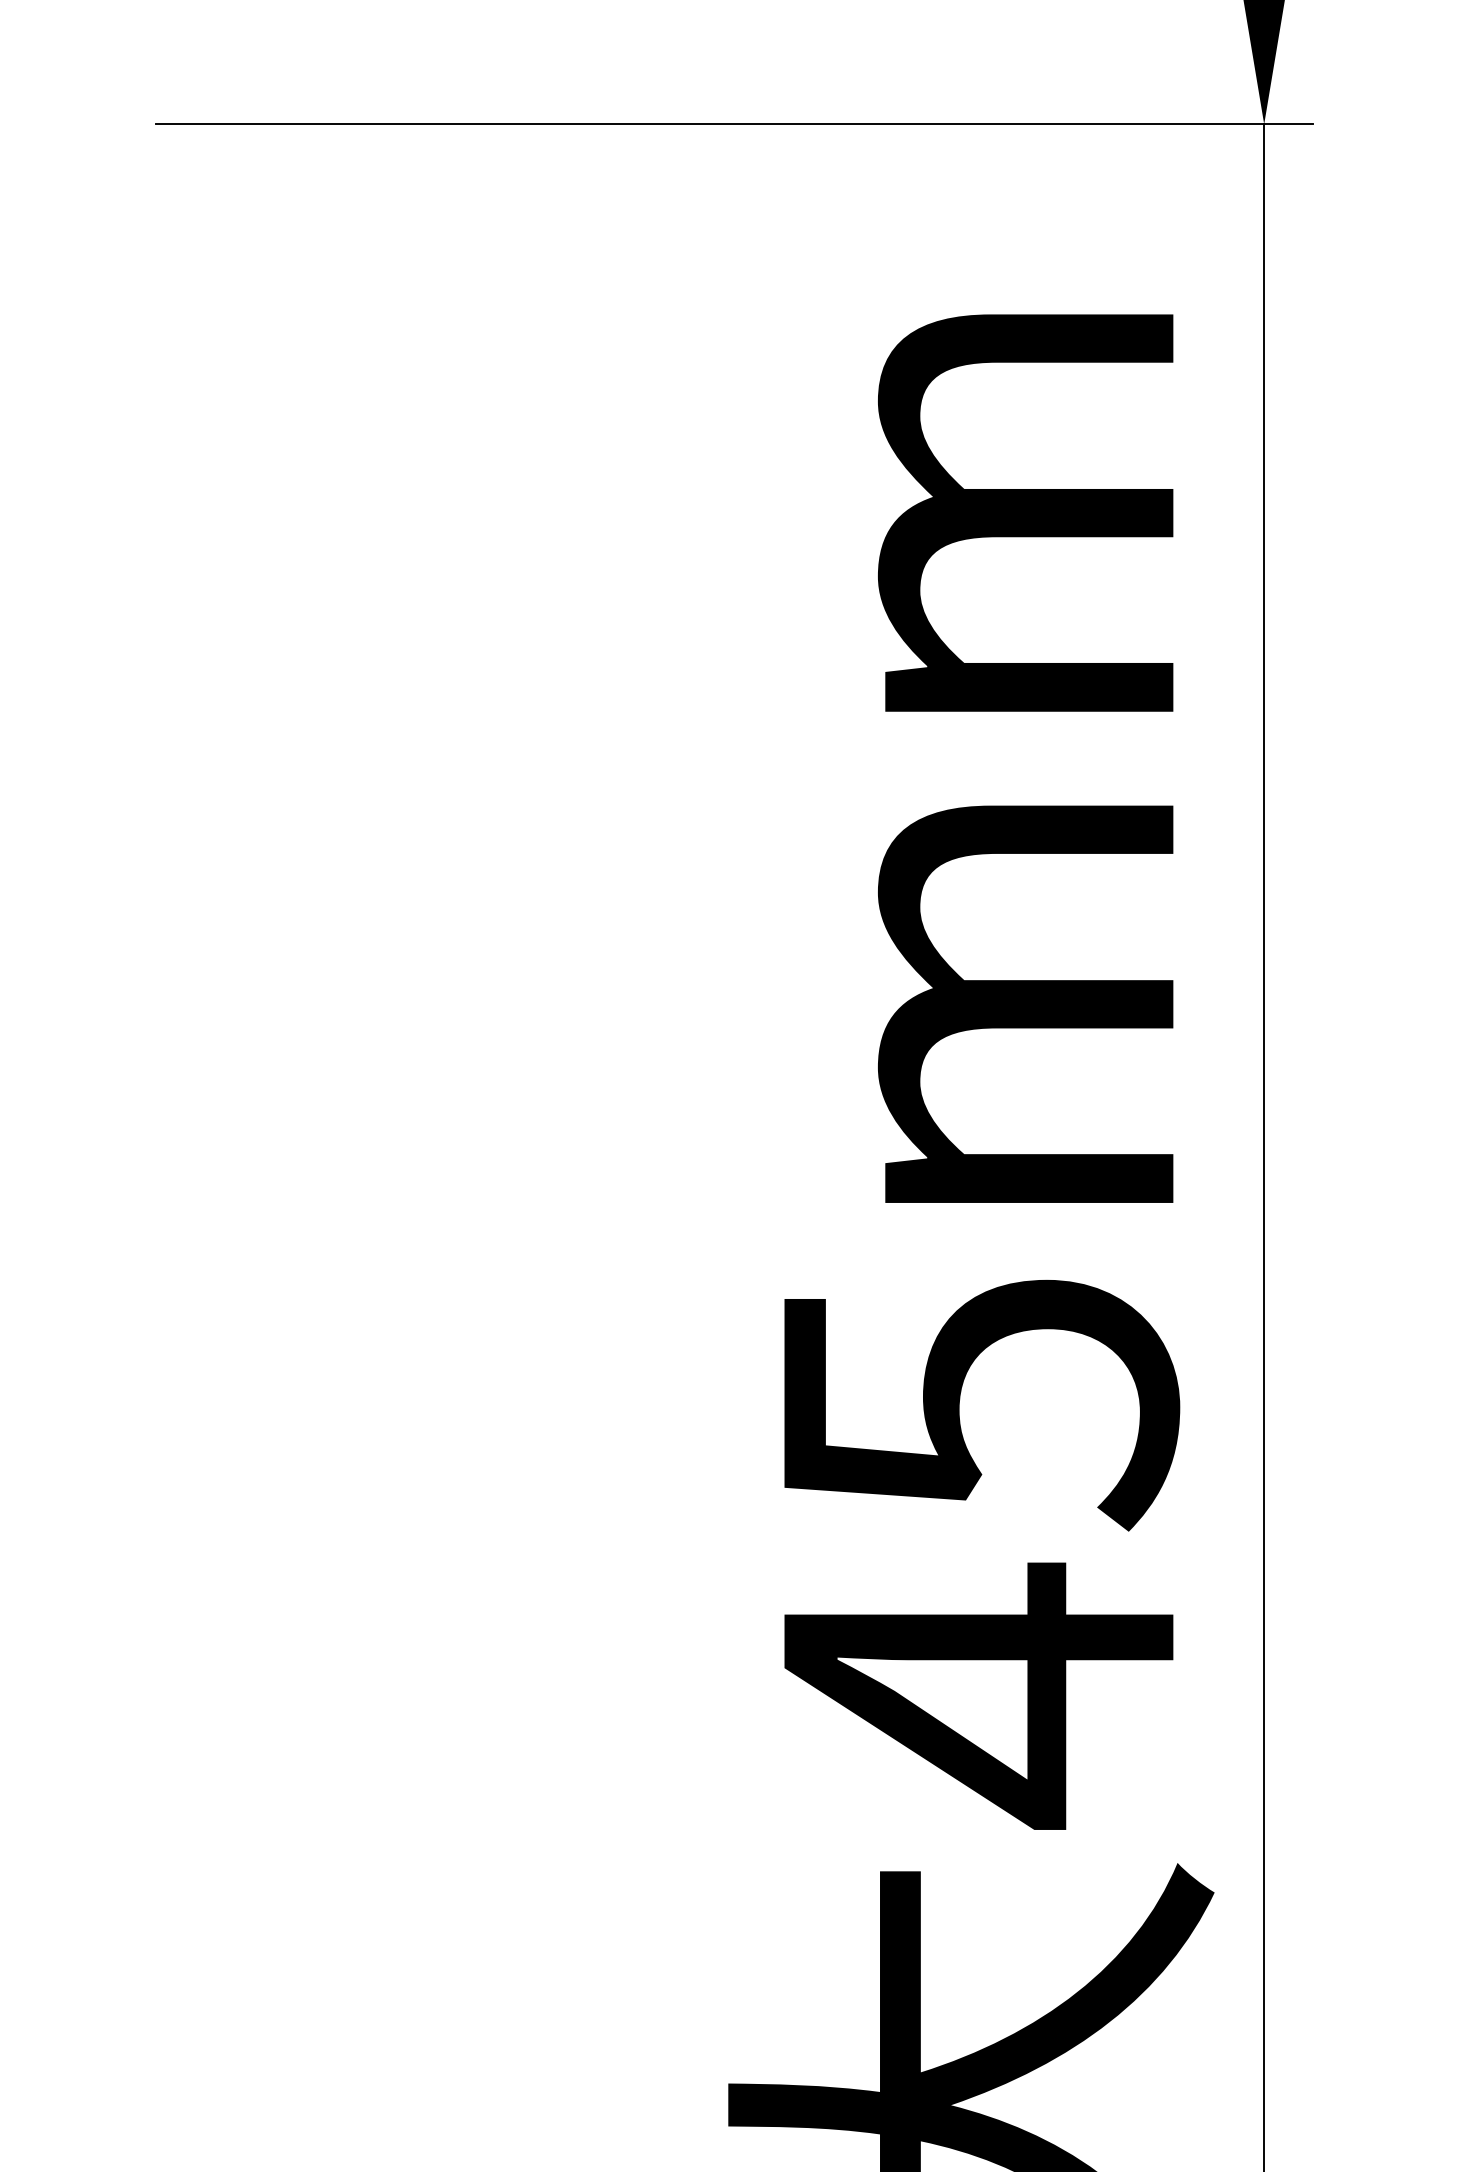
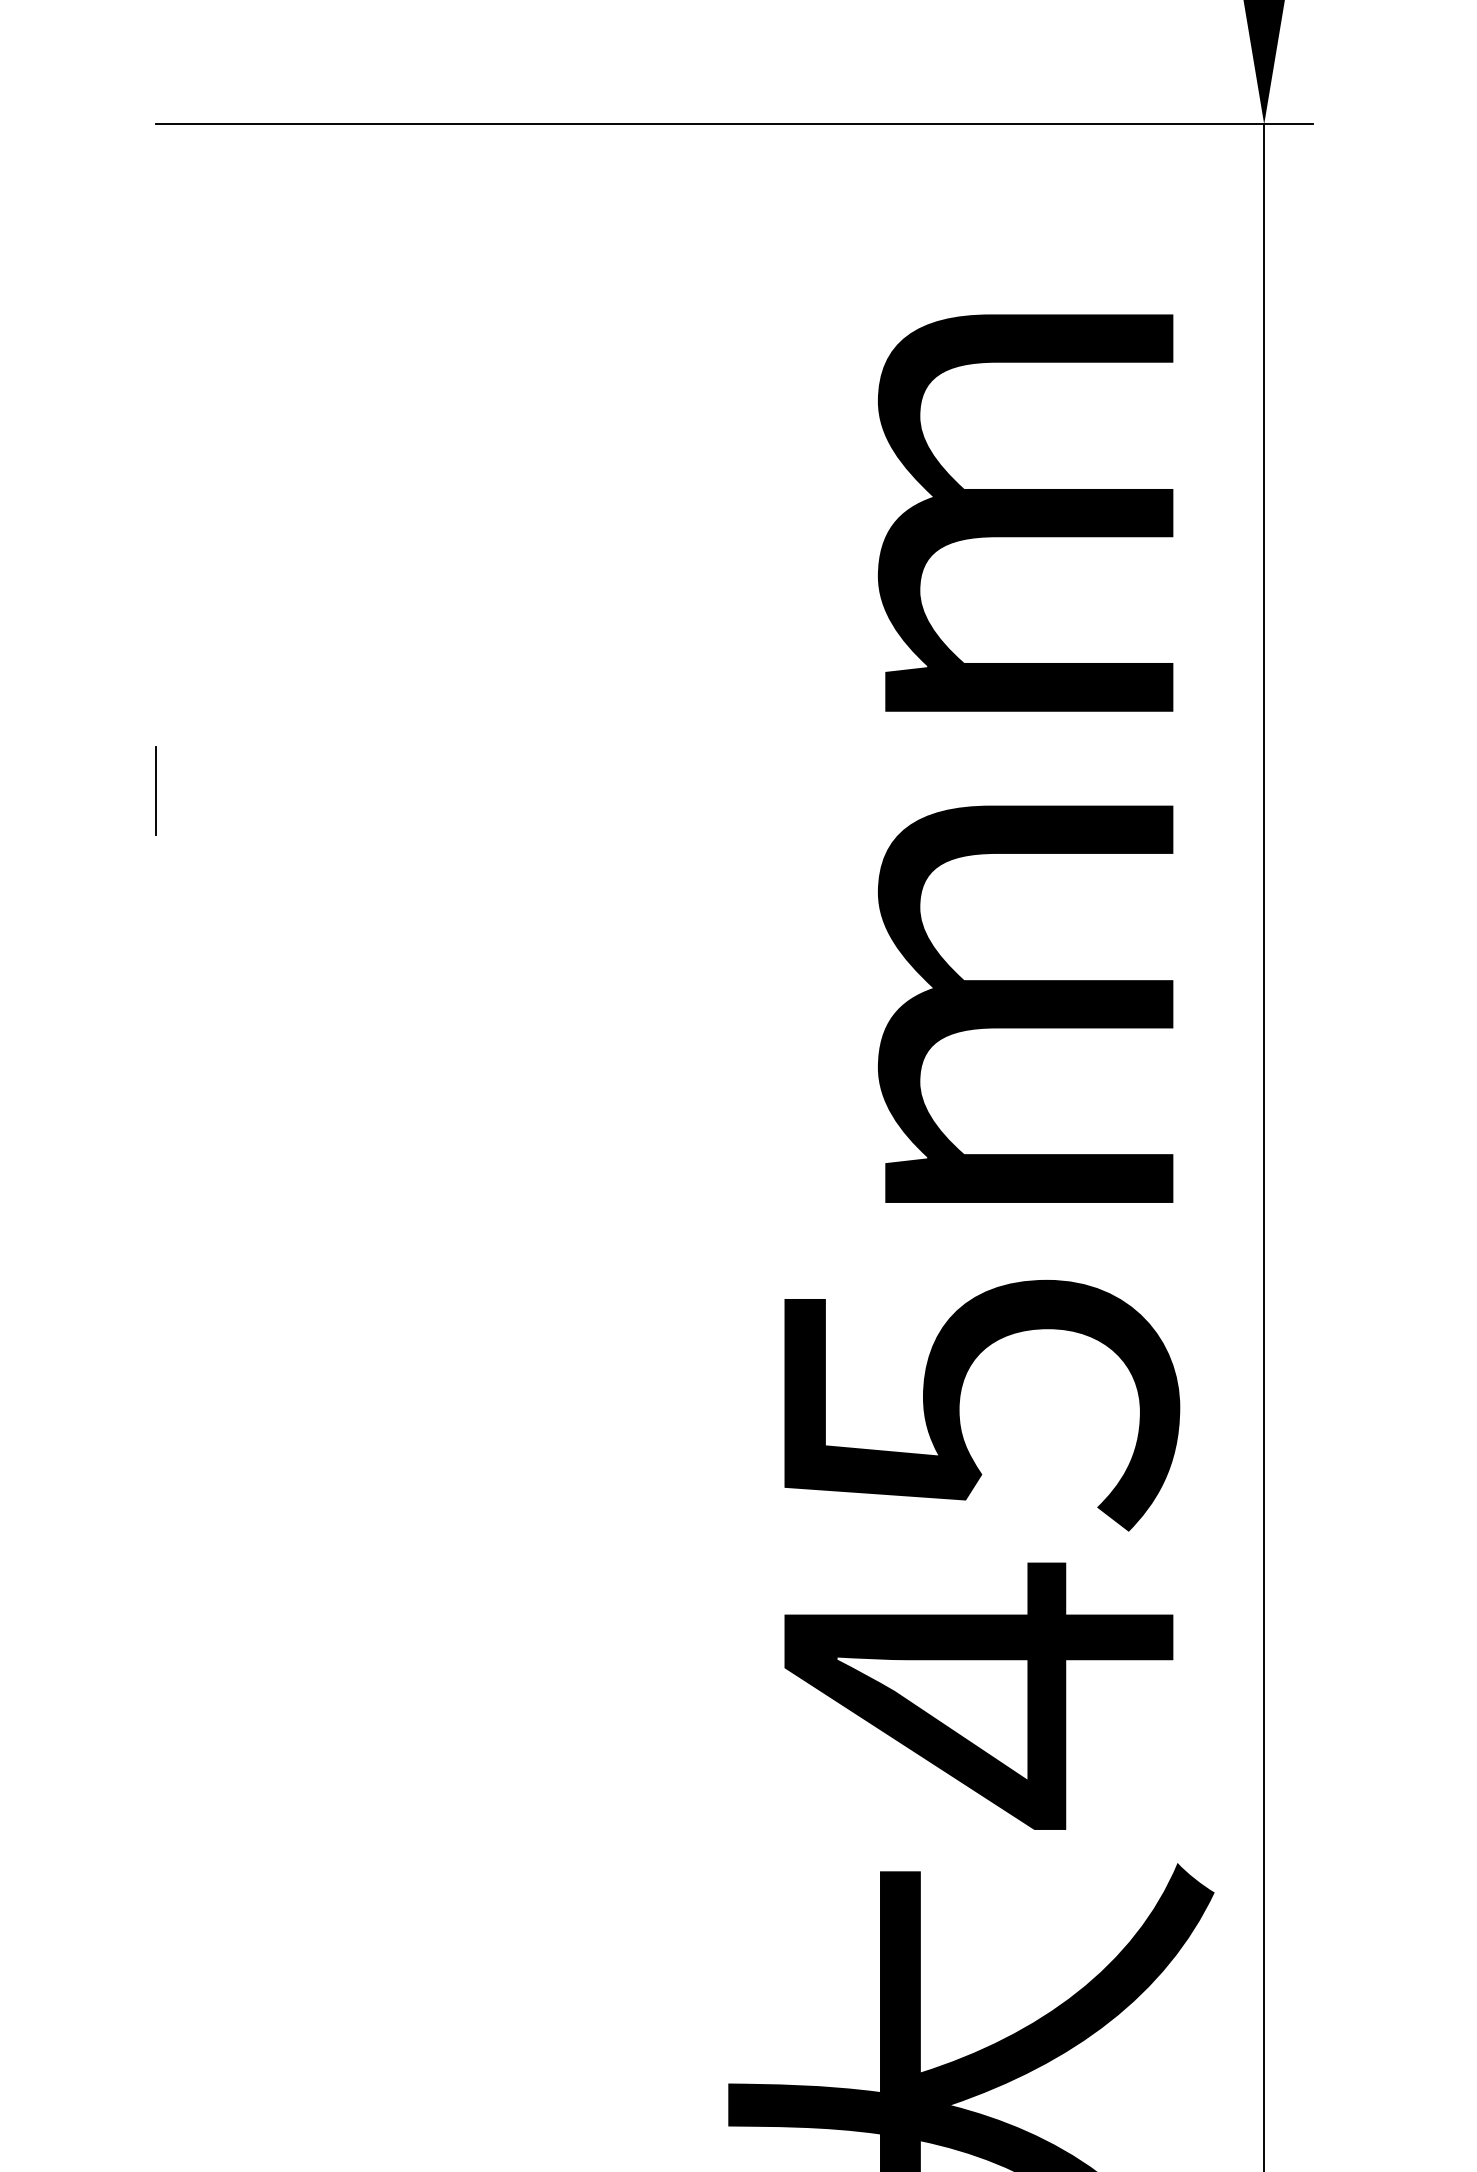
line: none -> present (155, 790)
